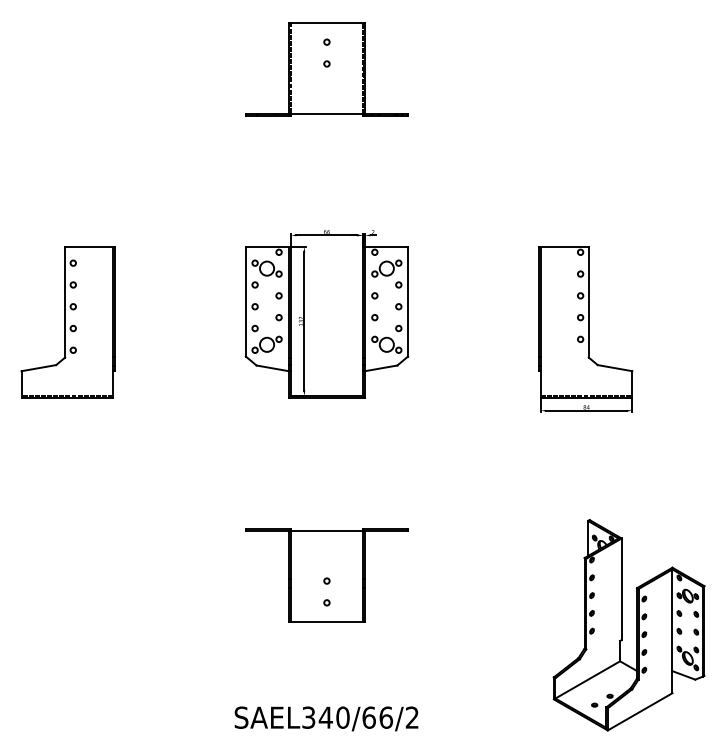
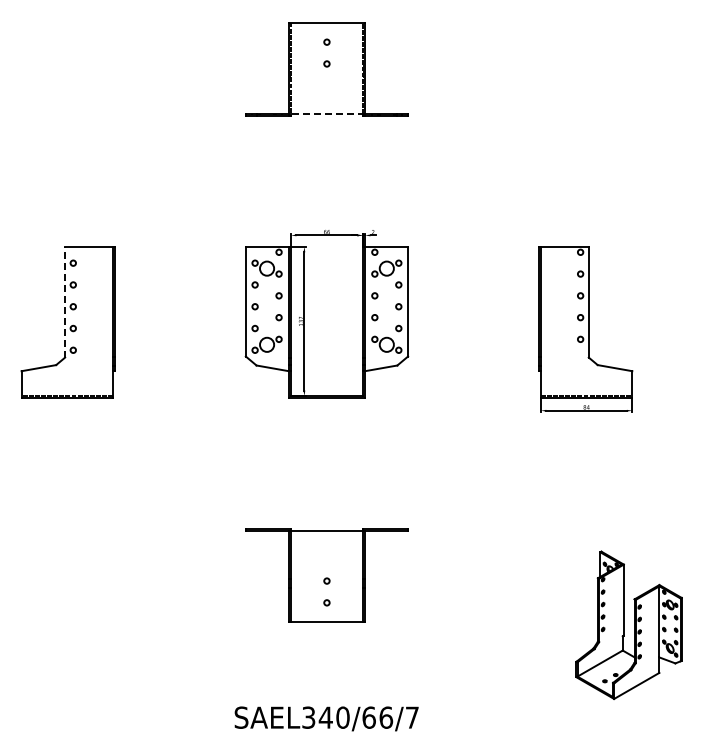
line: solid -> dashed (326, 114)
line: solid -> dashed (65, 301)
part size: 154x213 px -> 108x150 px (628, 624)
text: SAEL340/66/2 -> SAEL340/66/7 (411, 717)
